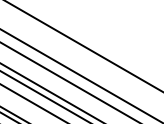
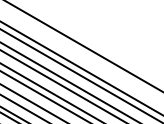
line: none -> present (81, 68)
line: none -> present (62, 85)
line: none -> present (23, 107)
